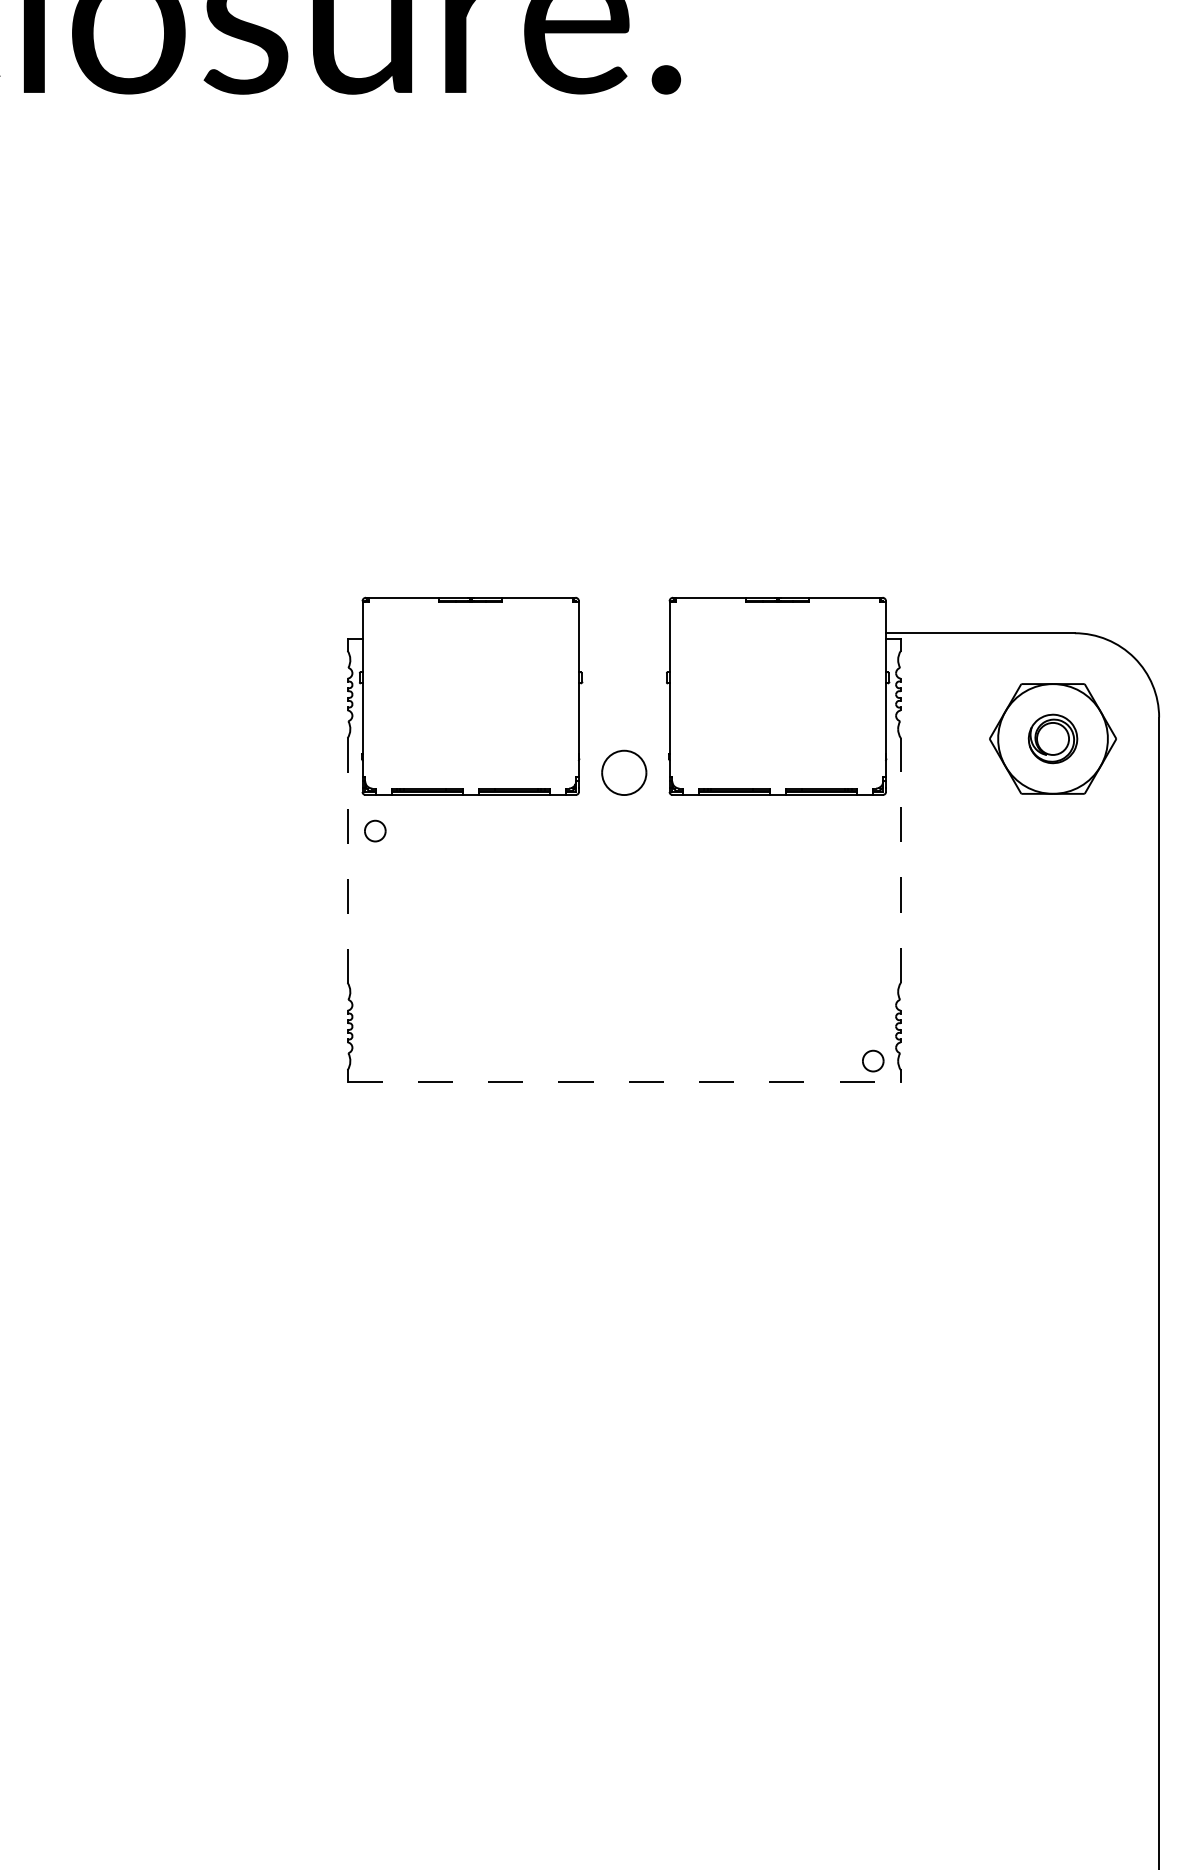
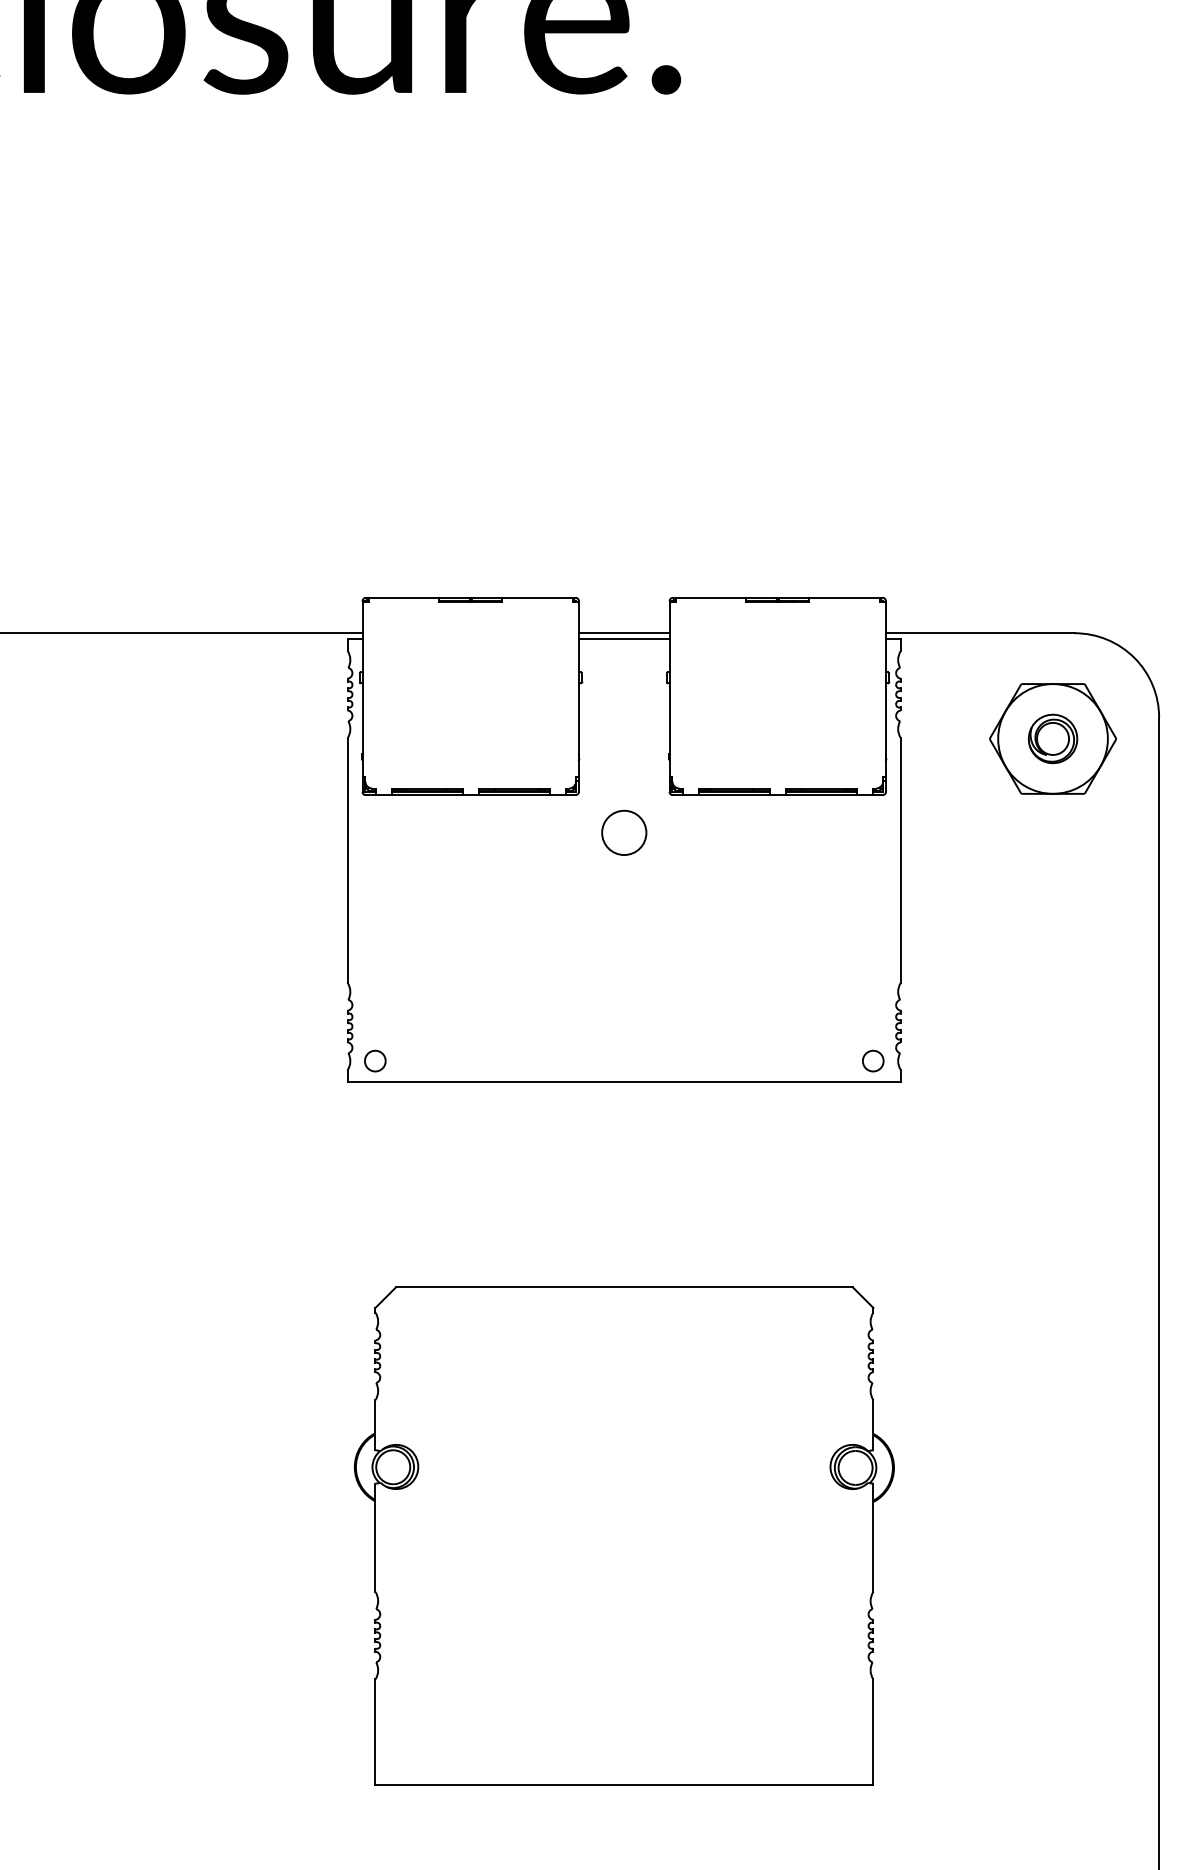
line: none -> present (182, 633)
line: none -> present (623, 633)
line: none -> present (623, 639)
part position: (624, 772) -> (624, 832) (624, 832)
part position: (375, 830) -> (375, 1060) (375, 1060)
line: dashed -> solid (900, 860)
line: dashed -> solid (347, 861)
line: dashed -> solid (624, 1081)
part: none -> present (623, 1535)
